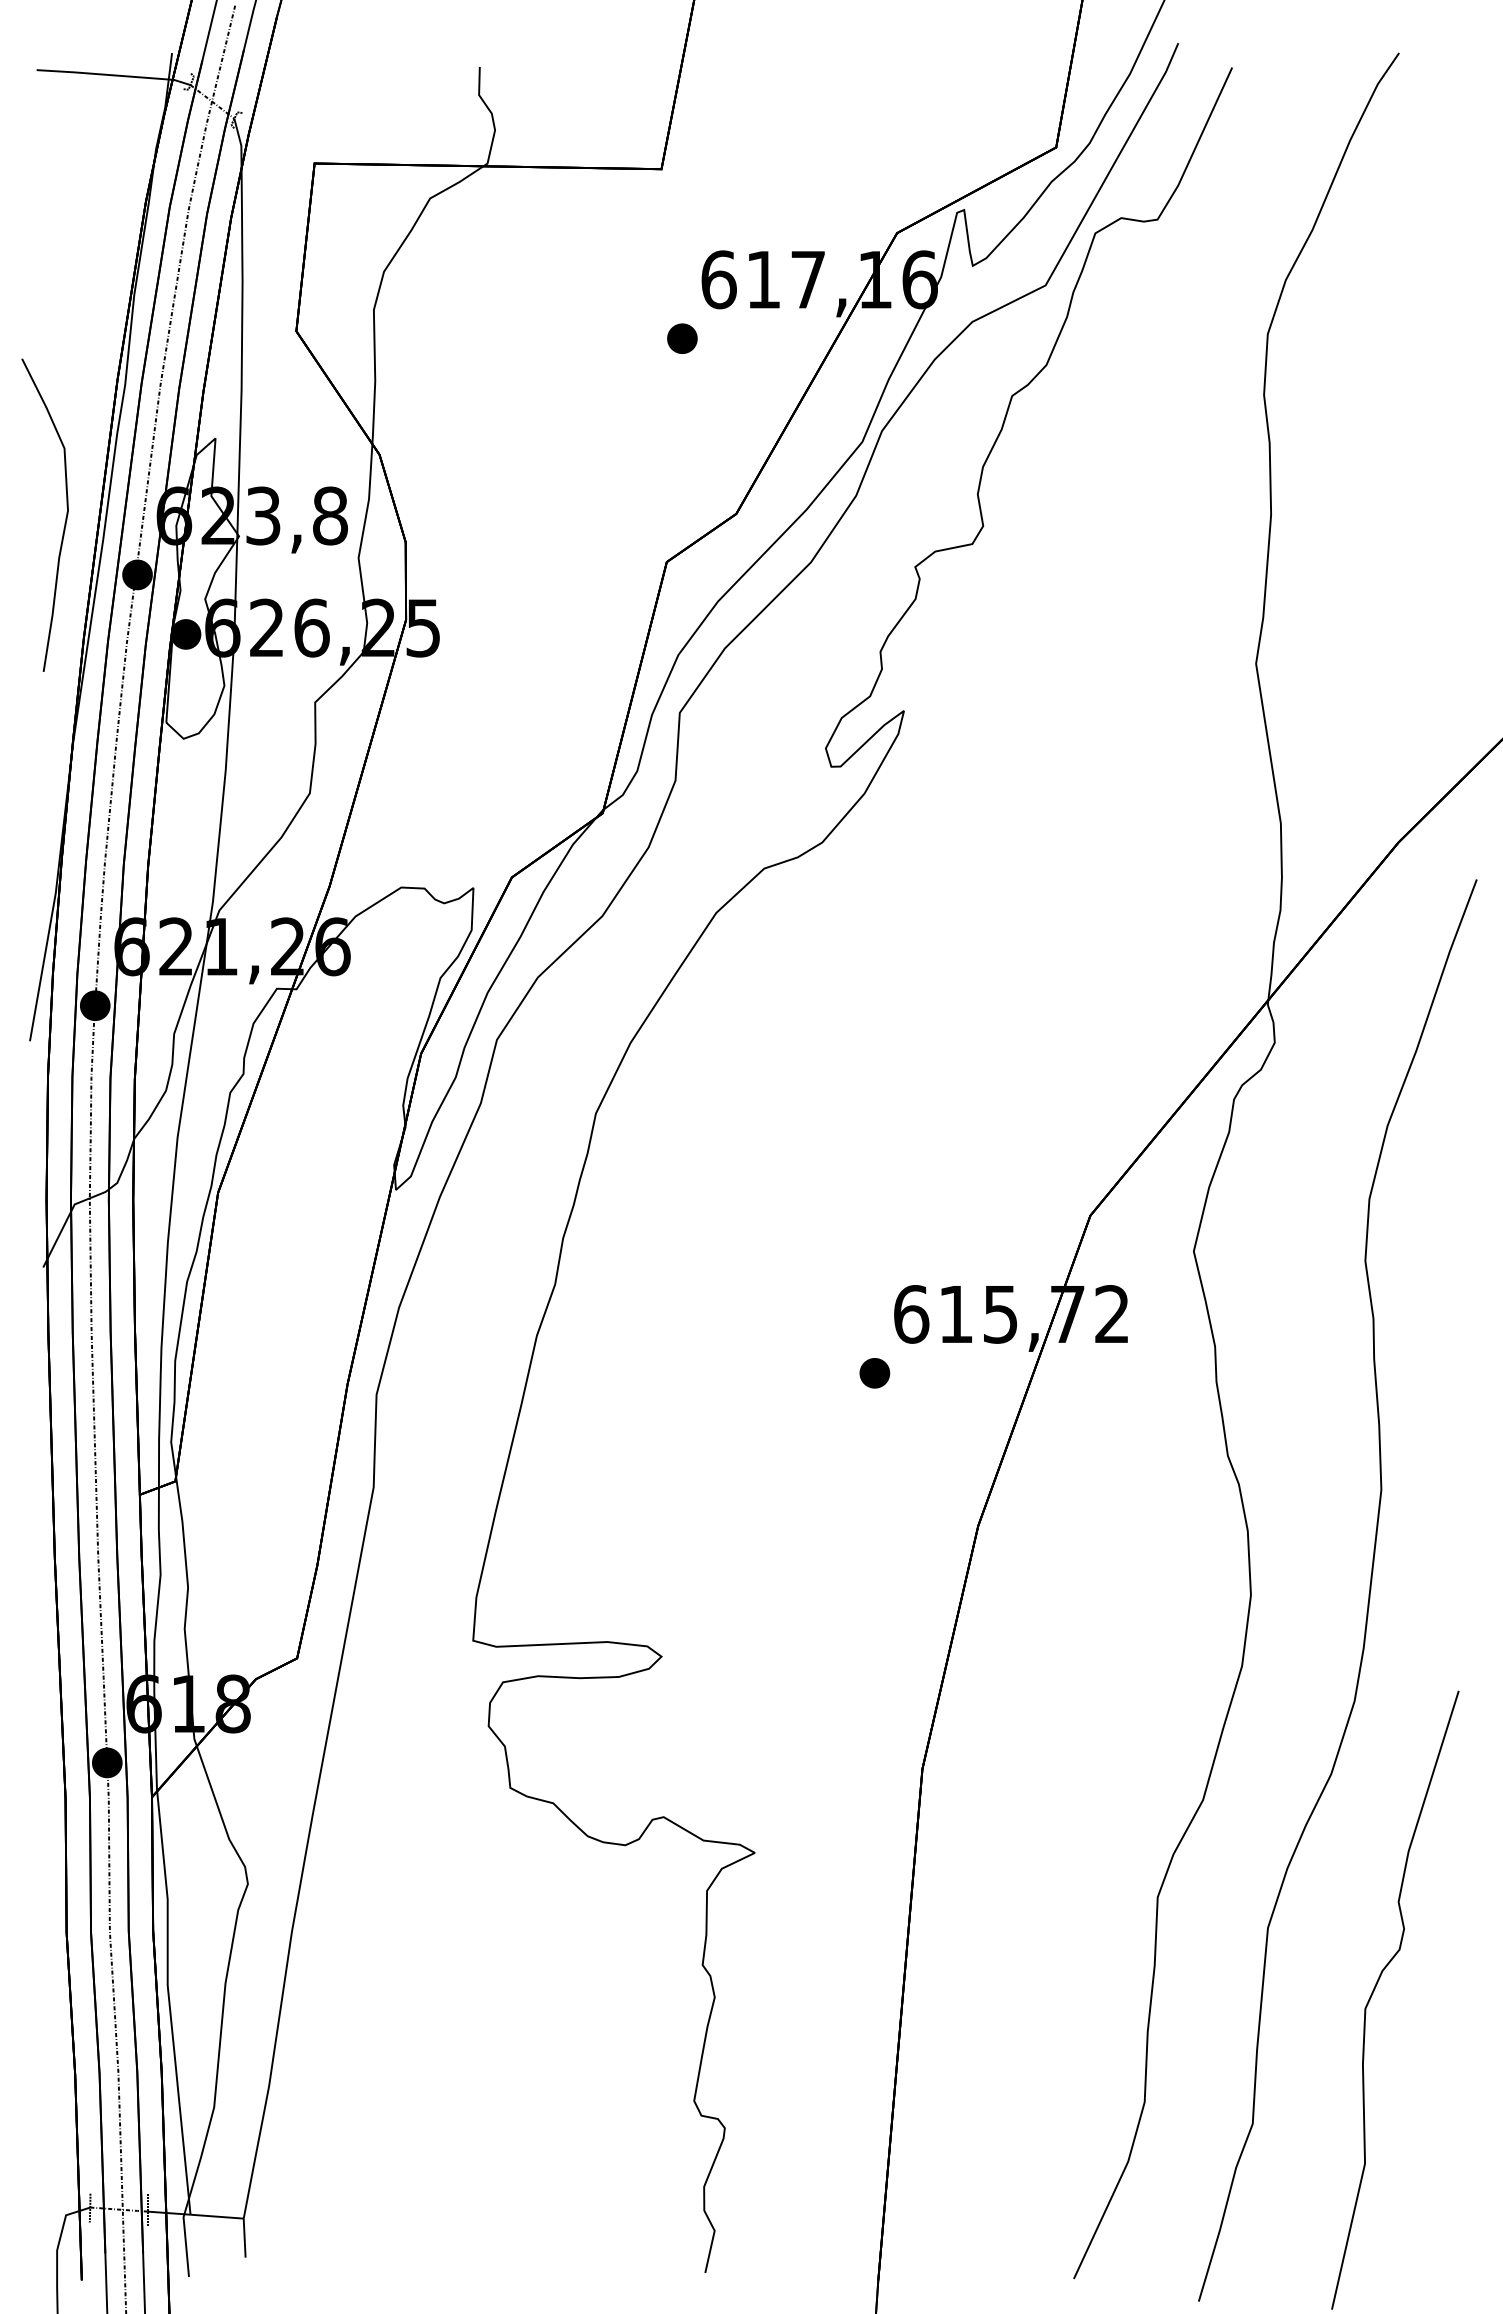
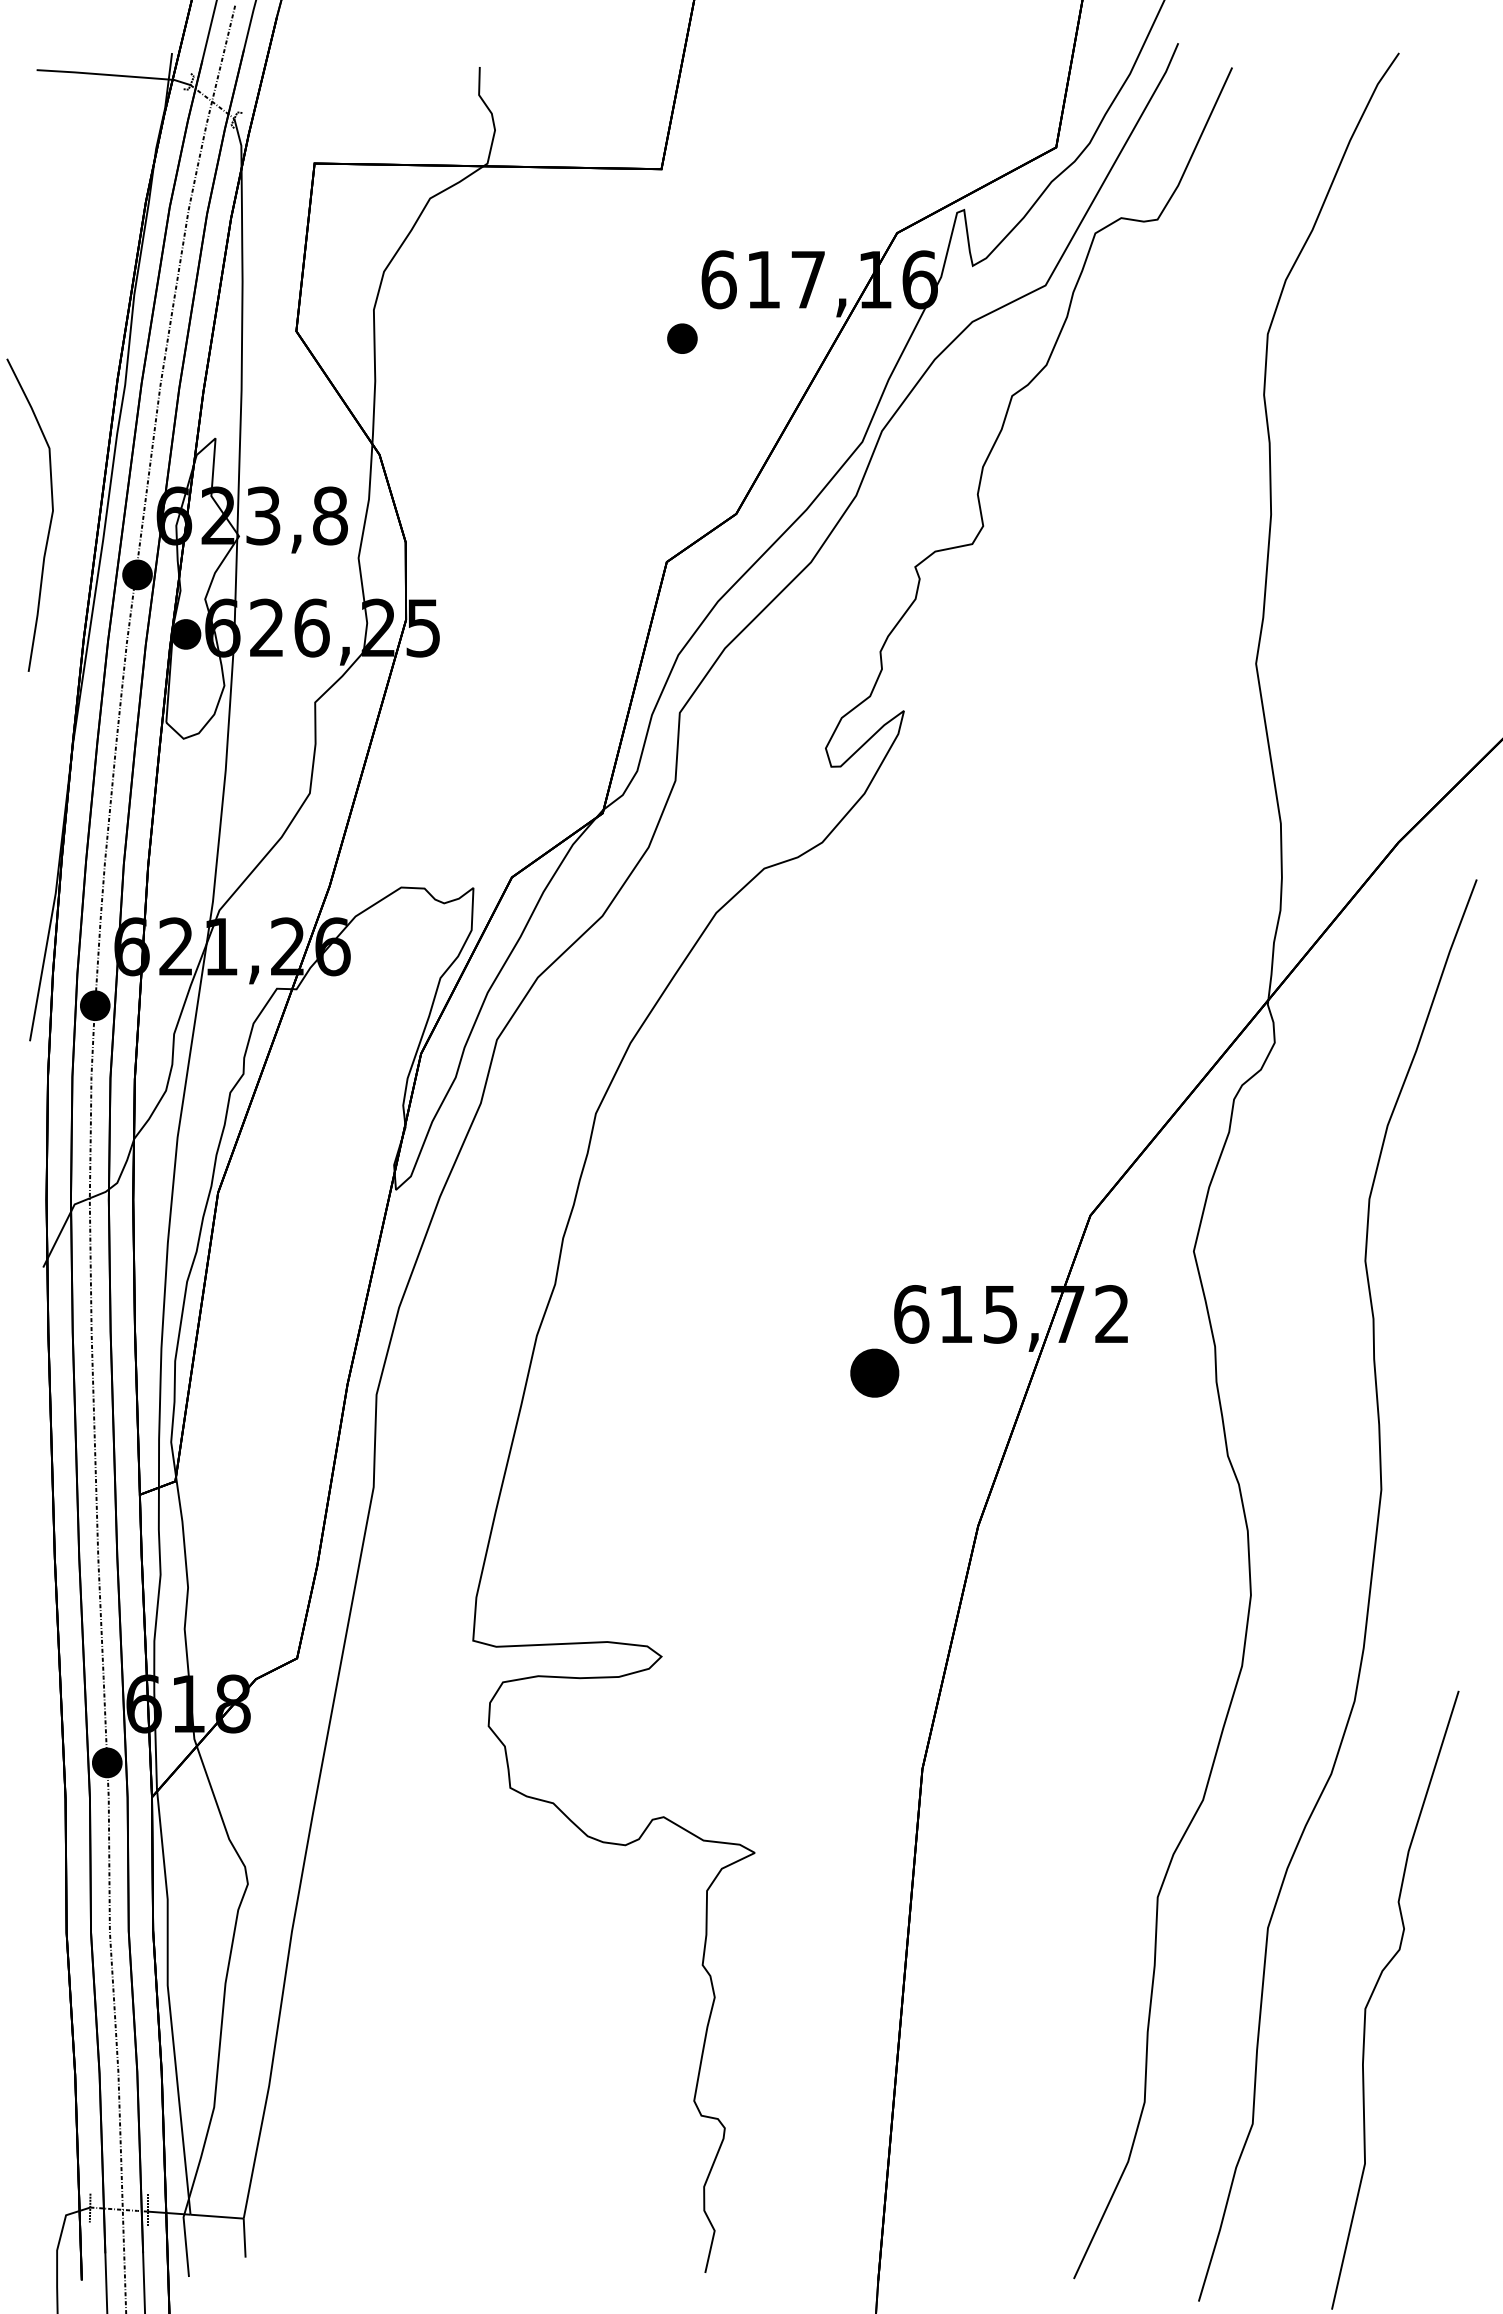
curve position: (65, 517) -> (50, 517) (50, 517)
part size: 32x31 px -> 50x50 px (874, 1372)
